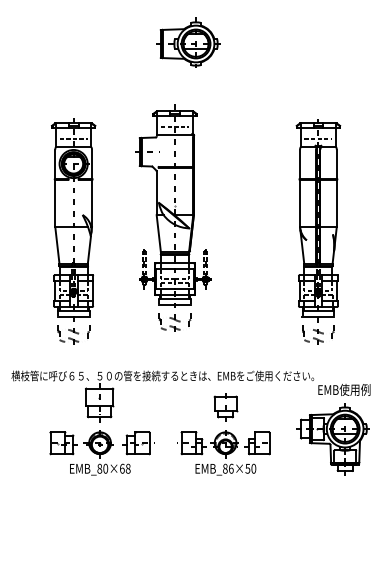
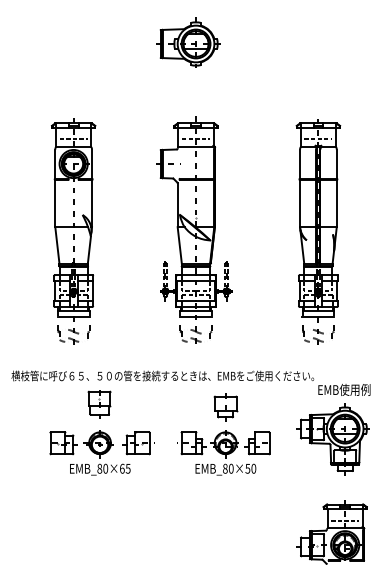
part position: (173, 217) -> (194, 229) (194, 229)
part size: 33x43 px -> 25x29 px (99, 404)
text: EMB_80×68 -> EMB_80×65 (127, 468)
text: EMB_86×50 -> EMB_80×50 (231, 468)
part: none -> present (331, 532)
